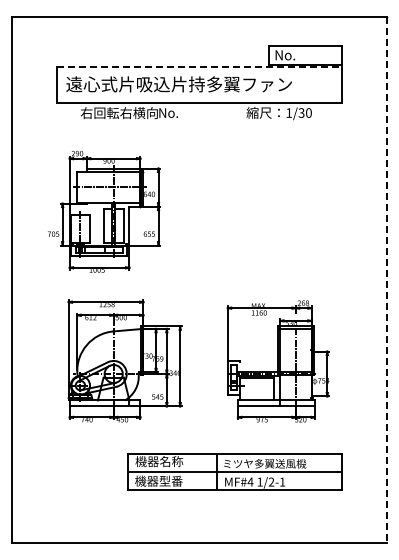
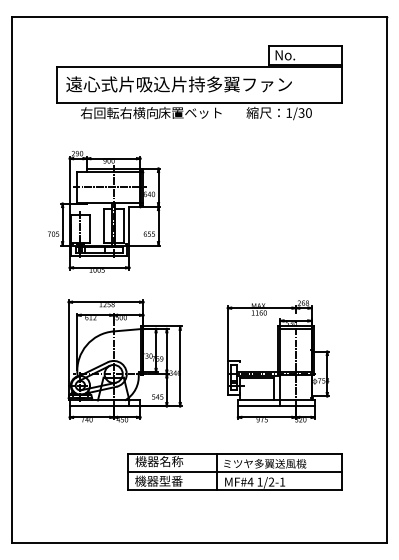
line: dashed -> solid (199, 66)
text: No. -> 床置ベット (189, 112)
line: dashed -> solid (386, 280)
